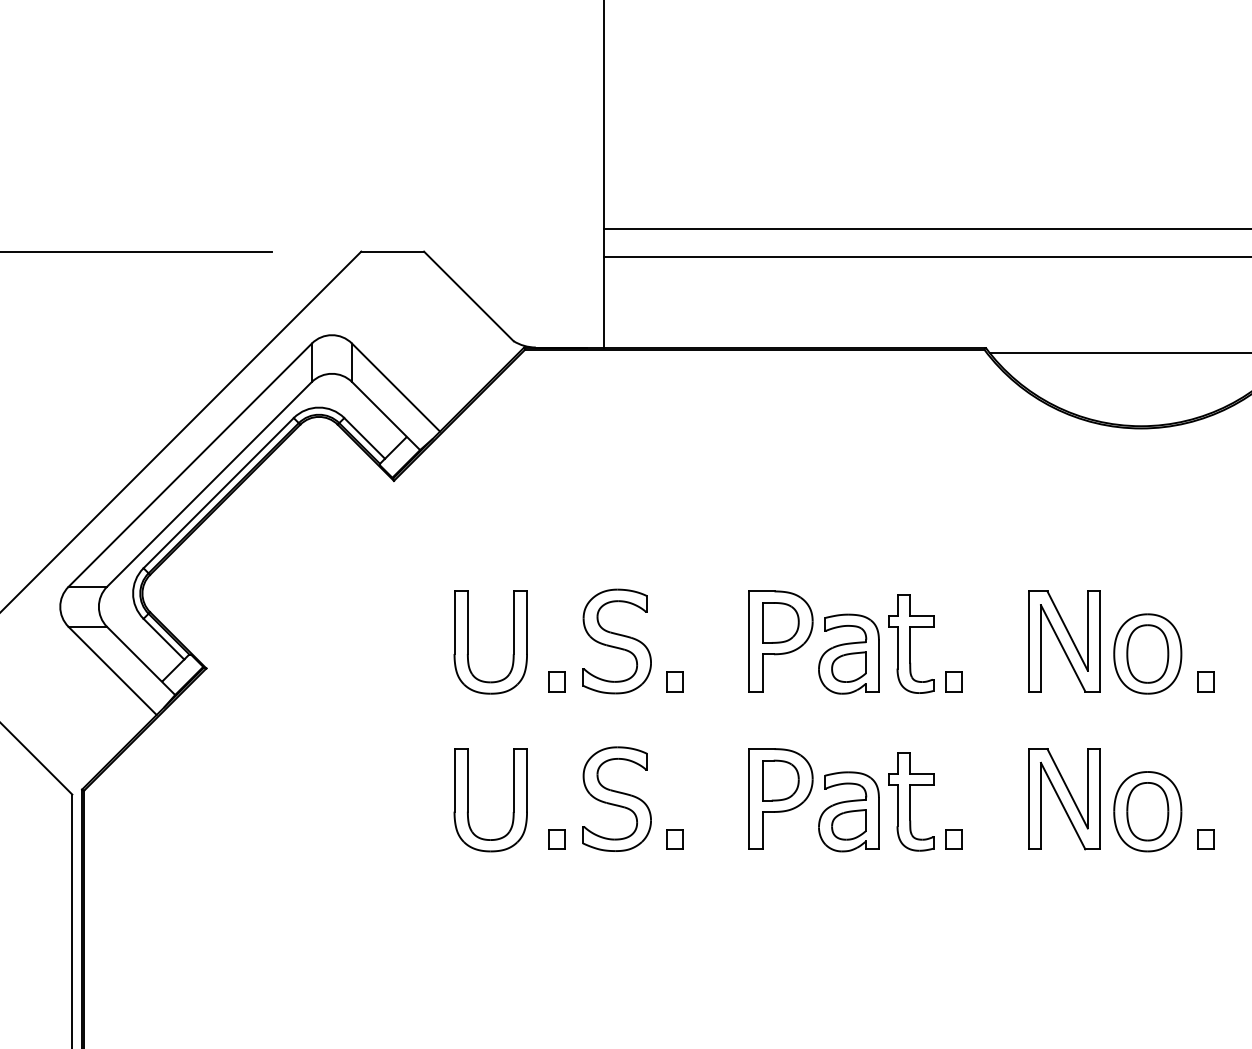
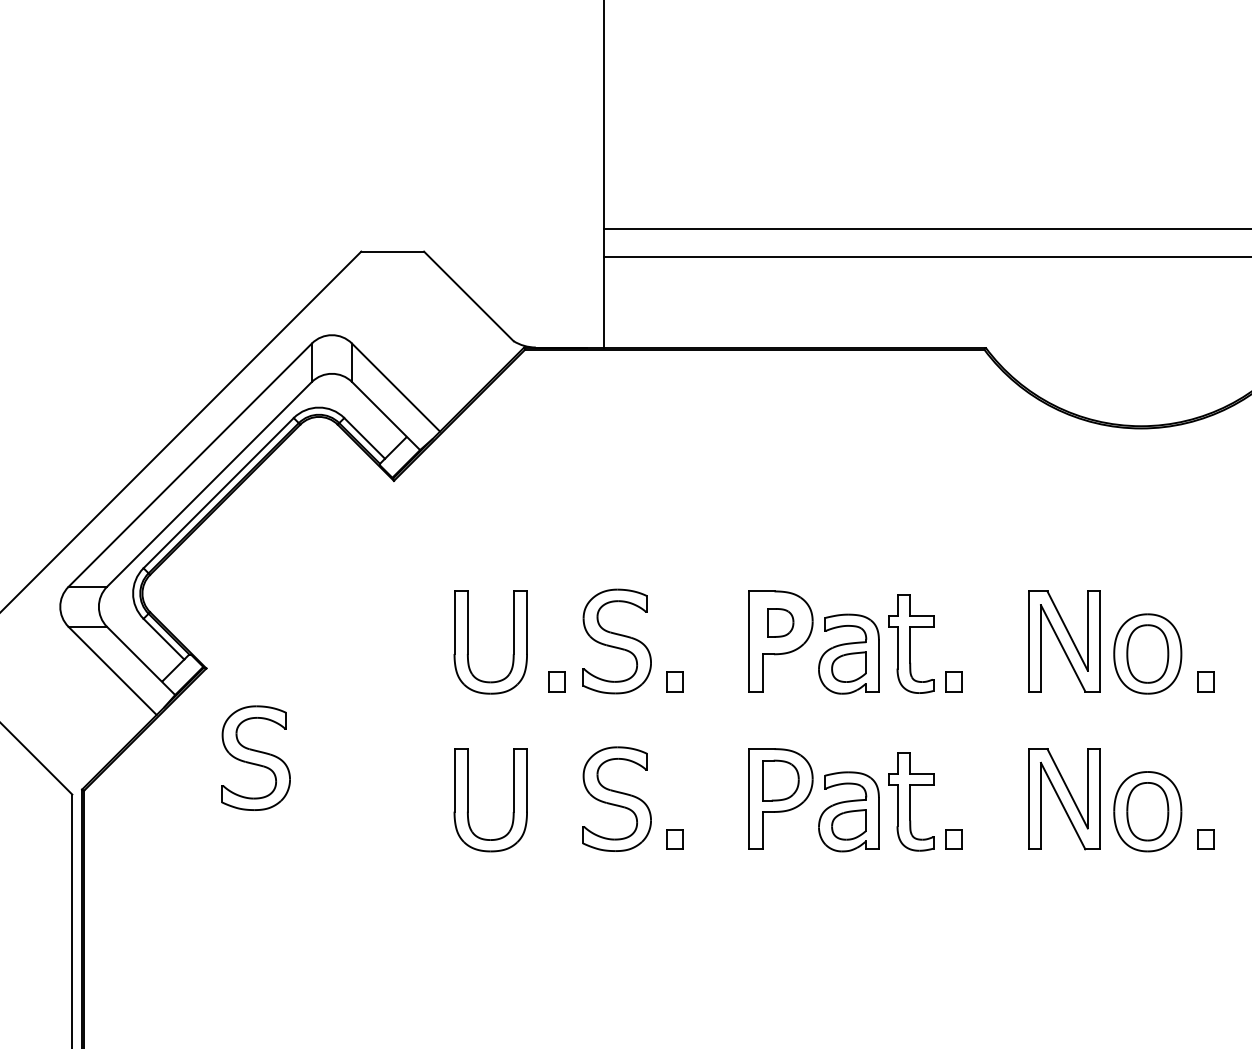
line: present -> none (136, 251)
line: present -> none (1118, 353)
part size: 38x42 px -> 28x30 px (780, 622)
part: none -> present (255, 757)
part: present -> none (556, 839)
